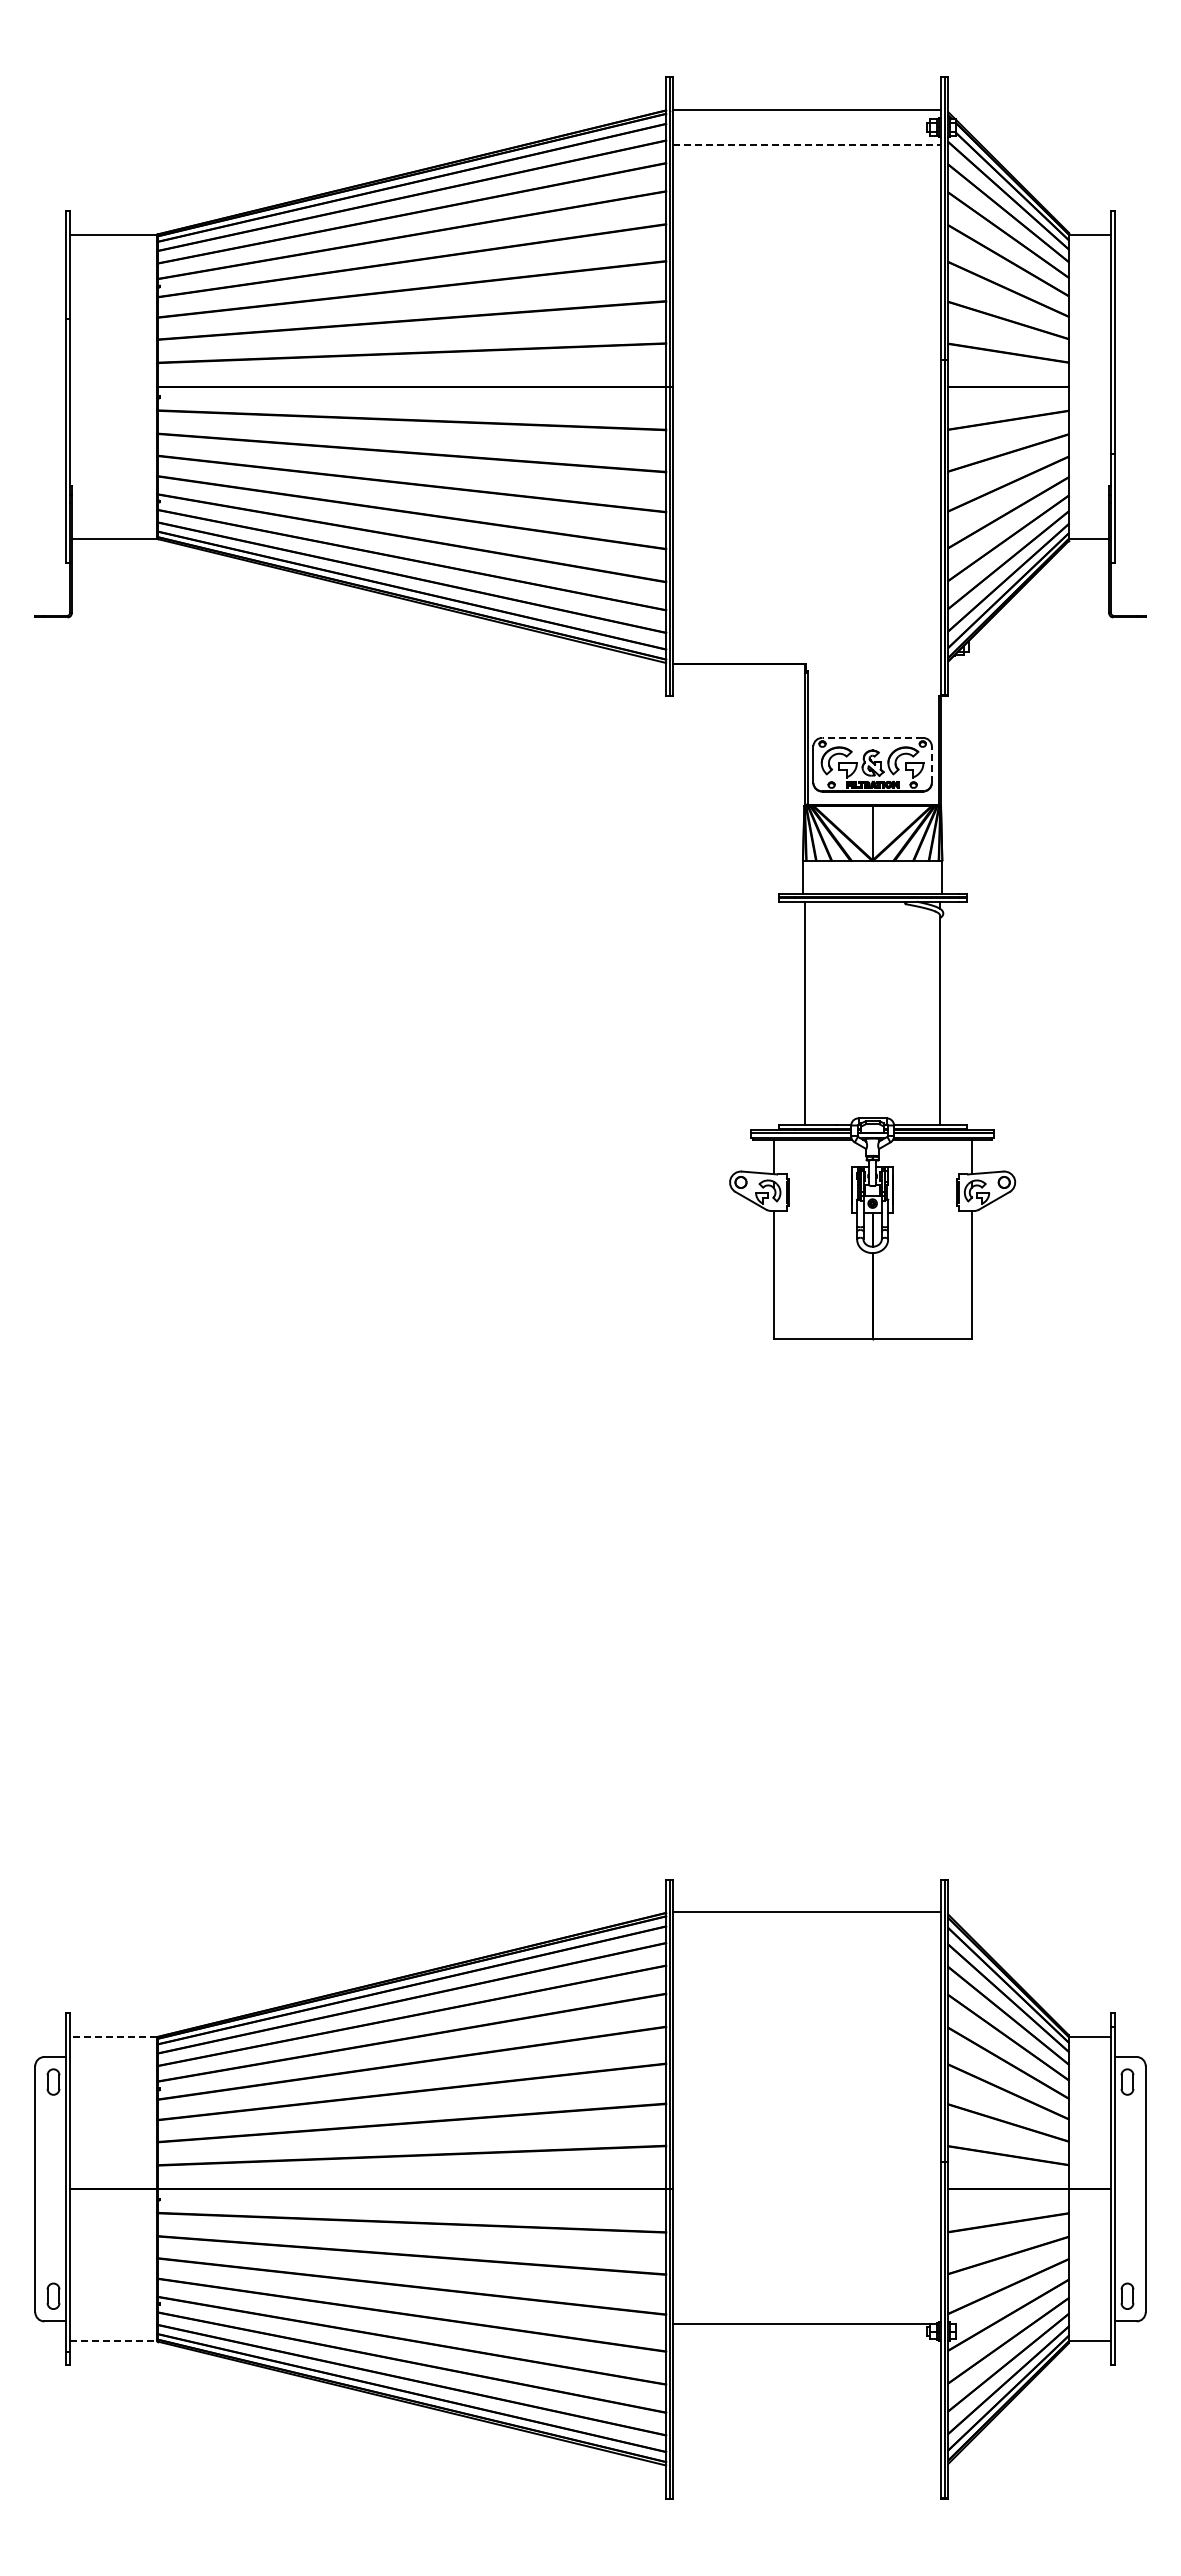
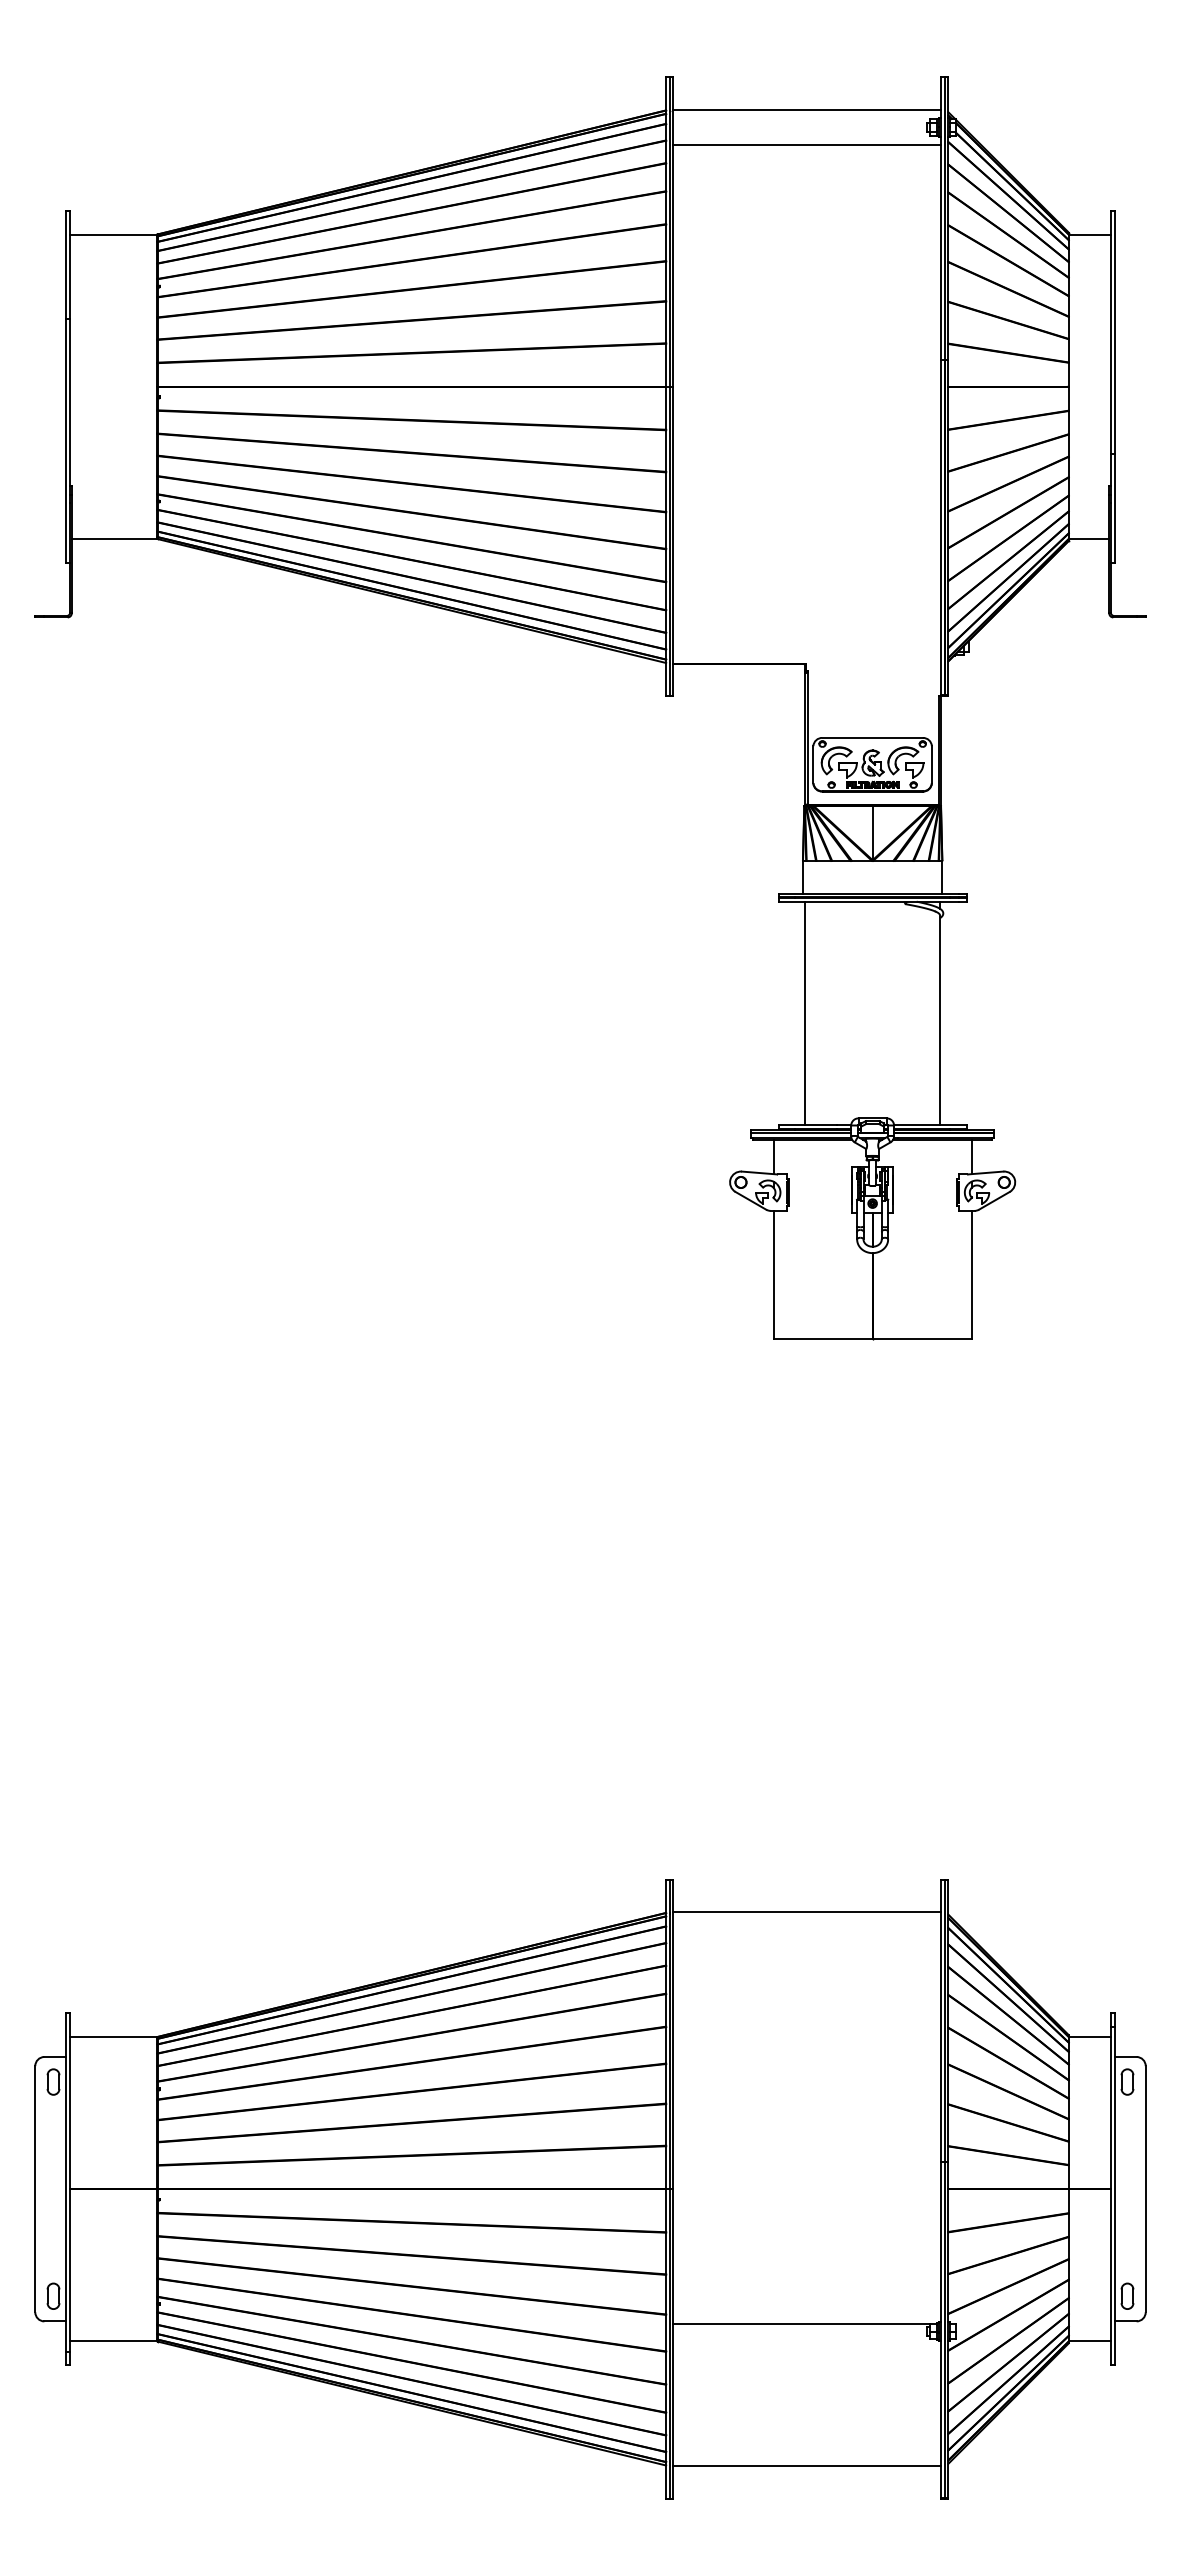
line: dashed -> solid (807, 144)
line: dashed -> solid (872, 737)
line: dashed -> solid (931, 764)
line: dashed -> solid (113, 2036)
line: dashed -> solid (113, 2341)
line: none -> present (807, 2466)
